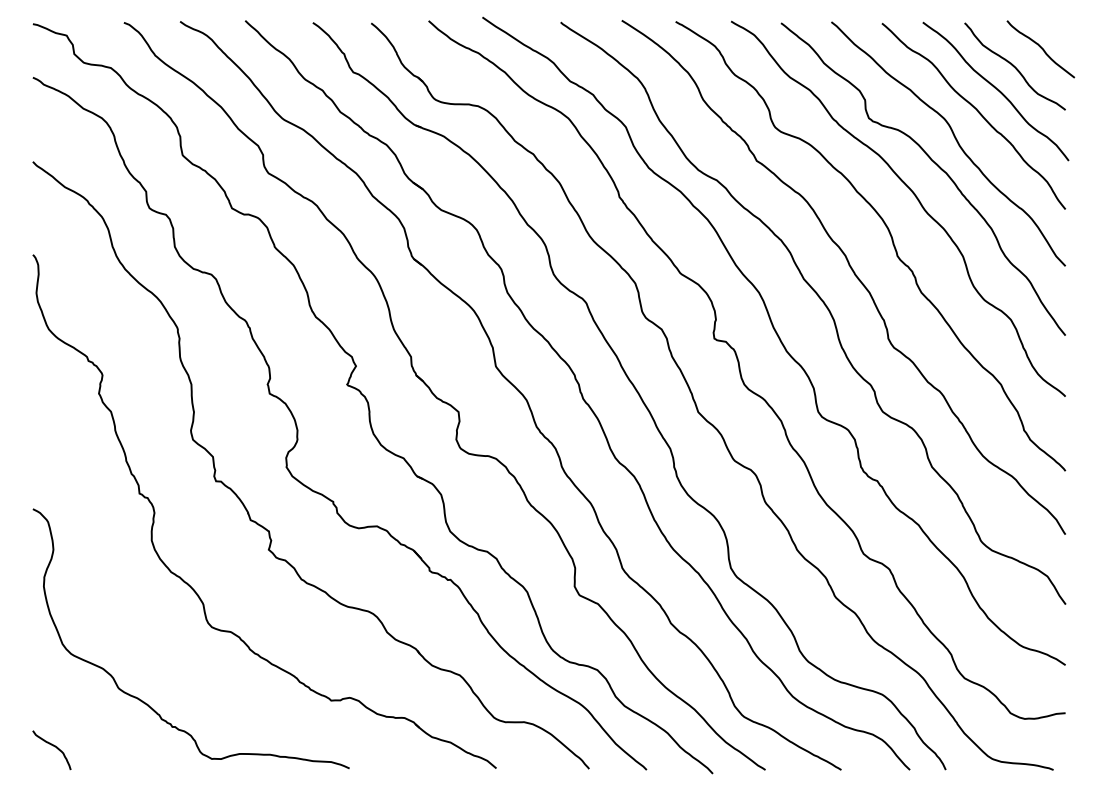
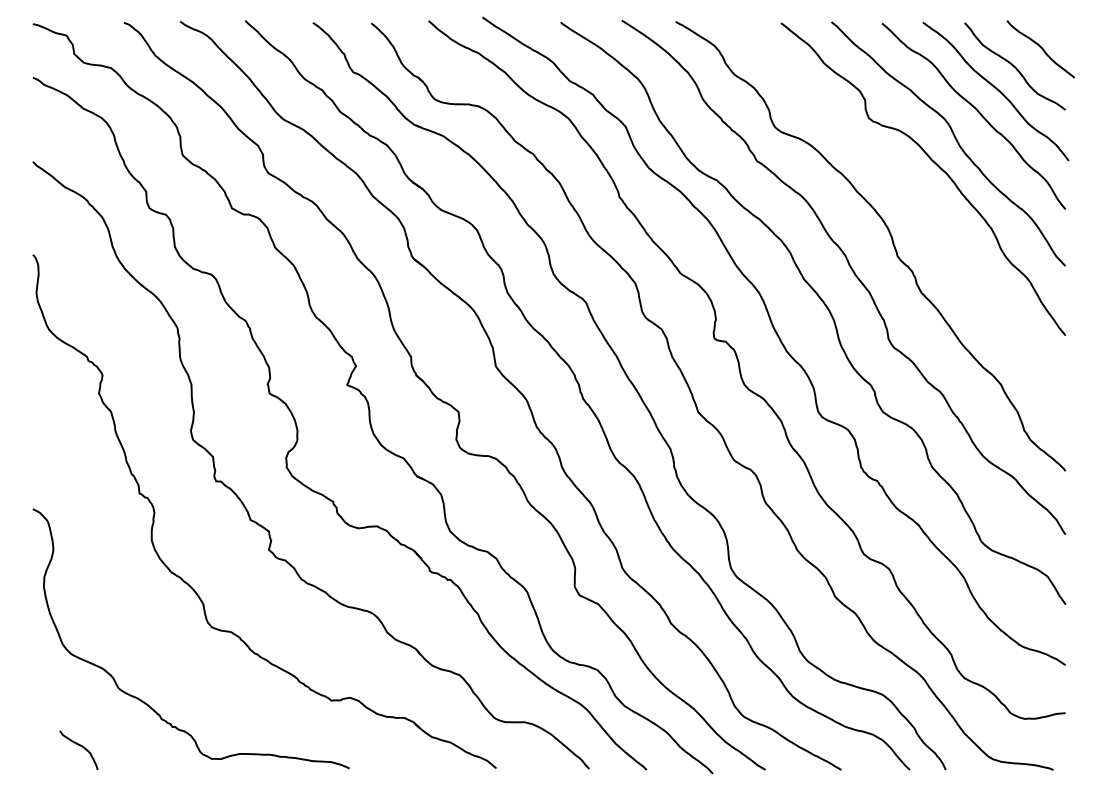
curve: present -> none (915, 197)
curve position: (54, 747) -> (81, 747) (81, 747)
